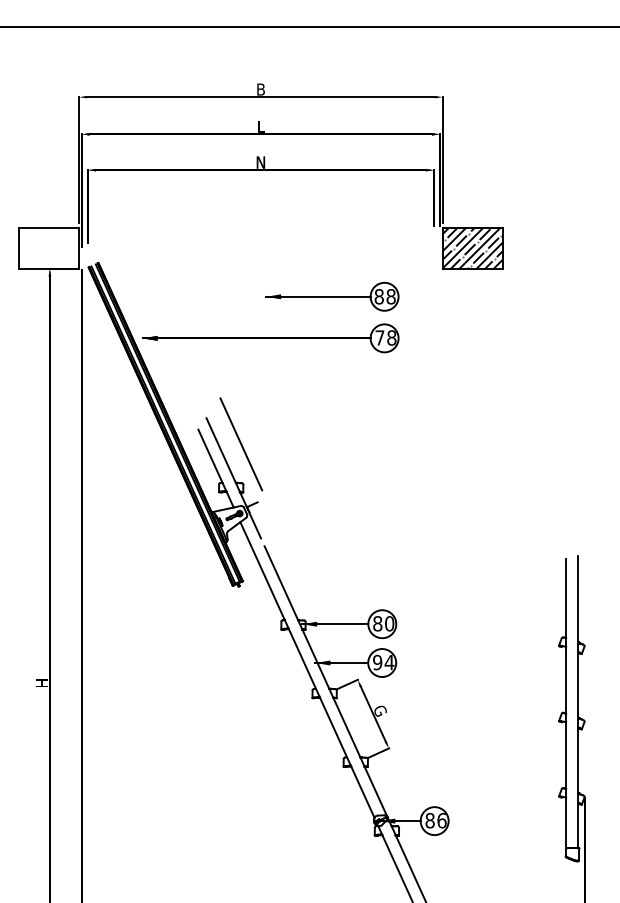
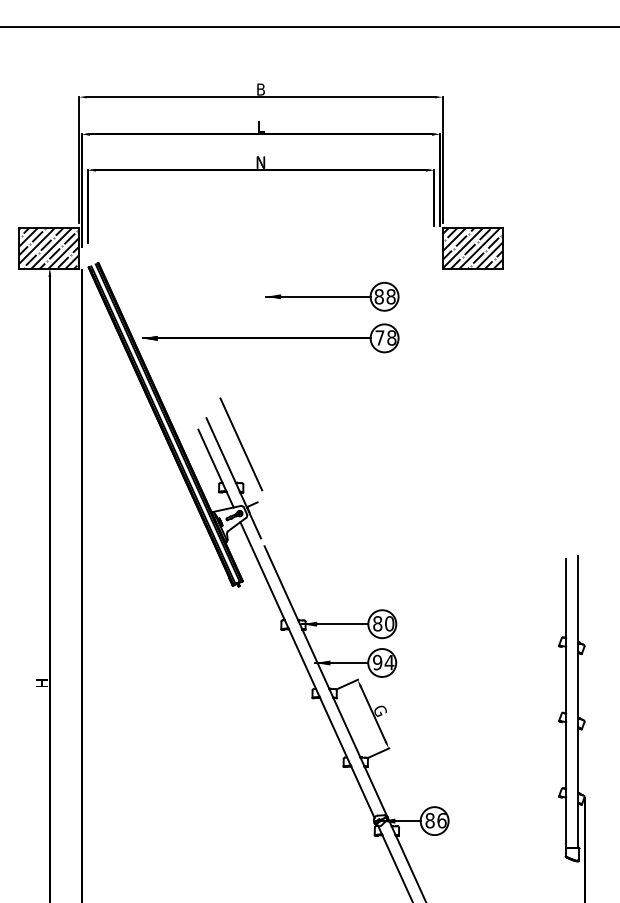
hatch: none -> present (48, 248)
